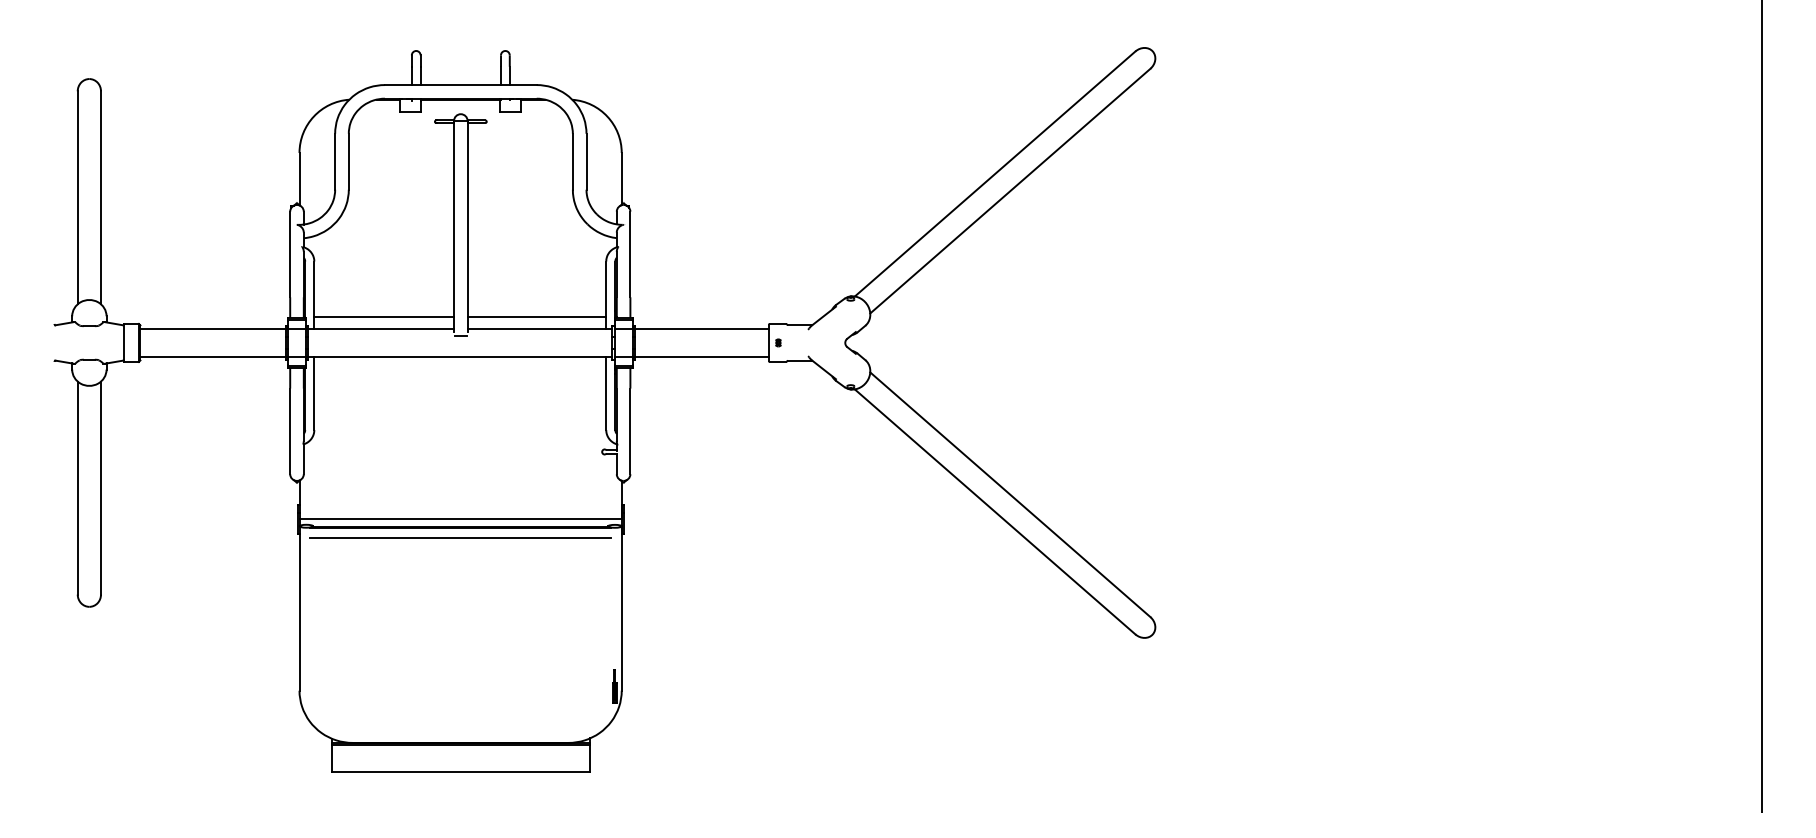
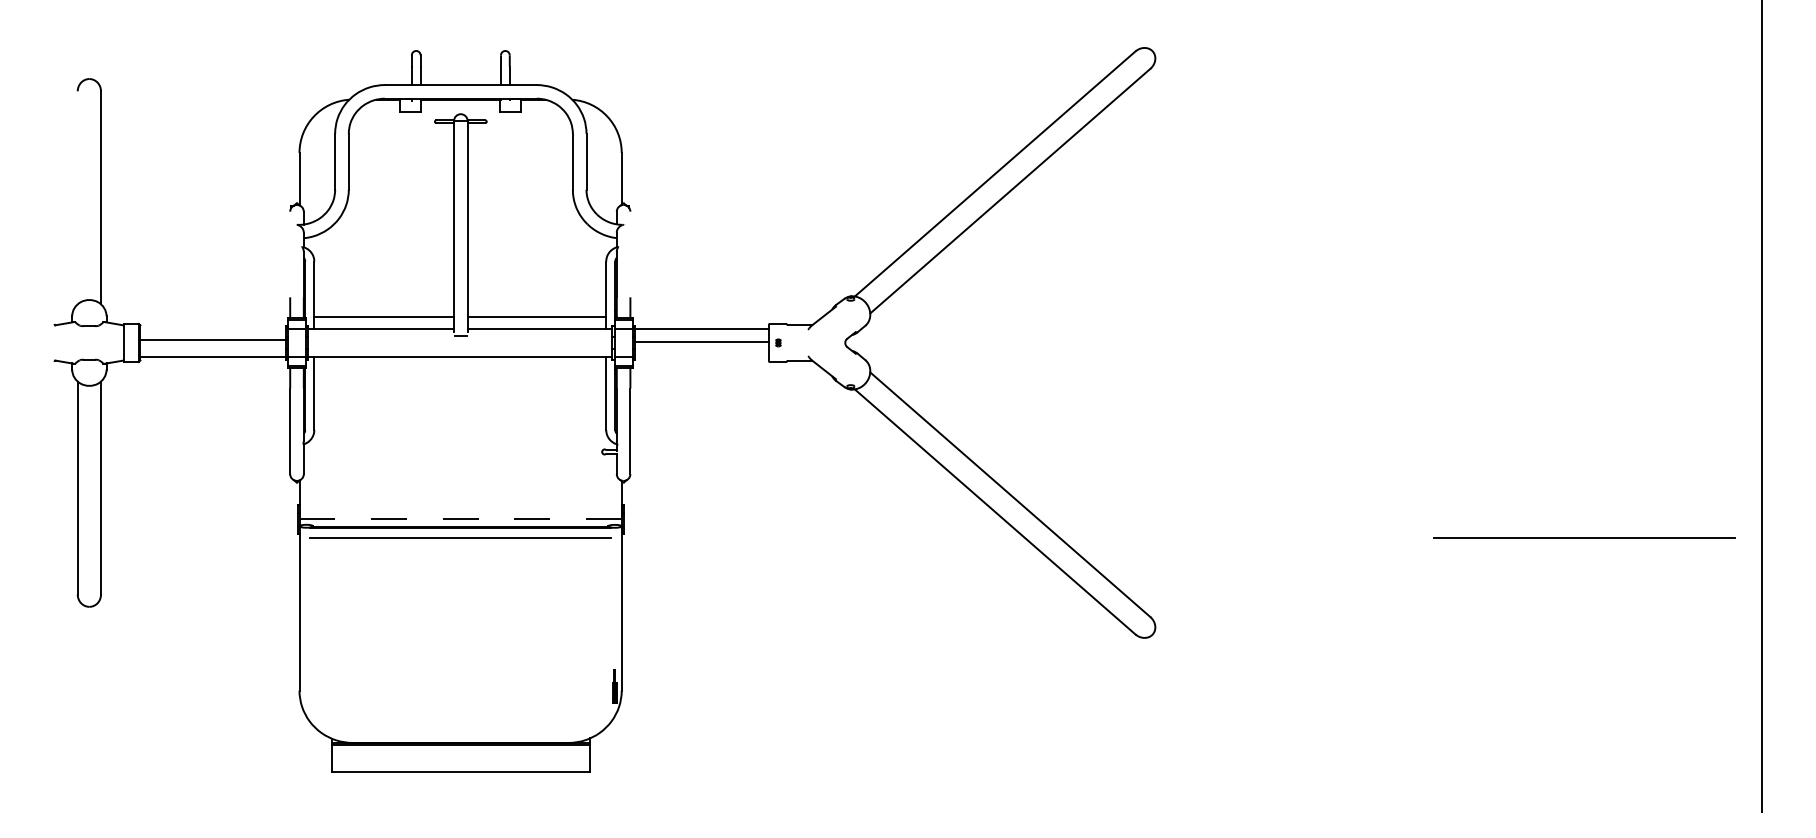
line: present -> none (77, 197)
line: present -> none (290, 254)
line: present -> none (630, 254)
line position: (212, 329) -> (212, 340) (212, 340)
line position: (701, 356) -> (701, 341) (701, 341)
line: solid -> dashed (460, 518)
line: none -> present (1584, 537)
